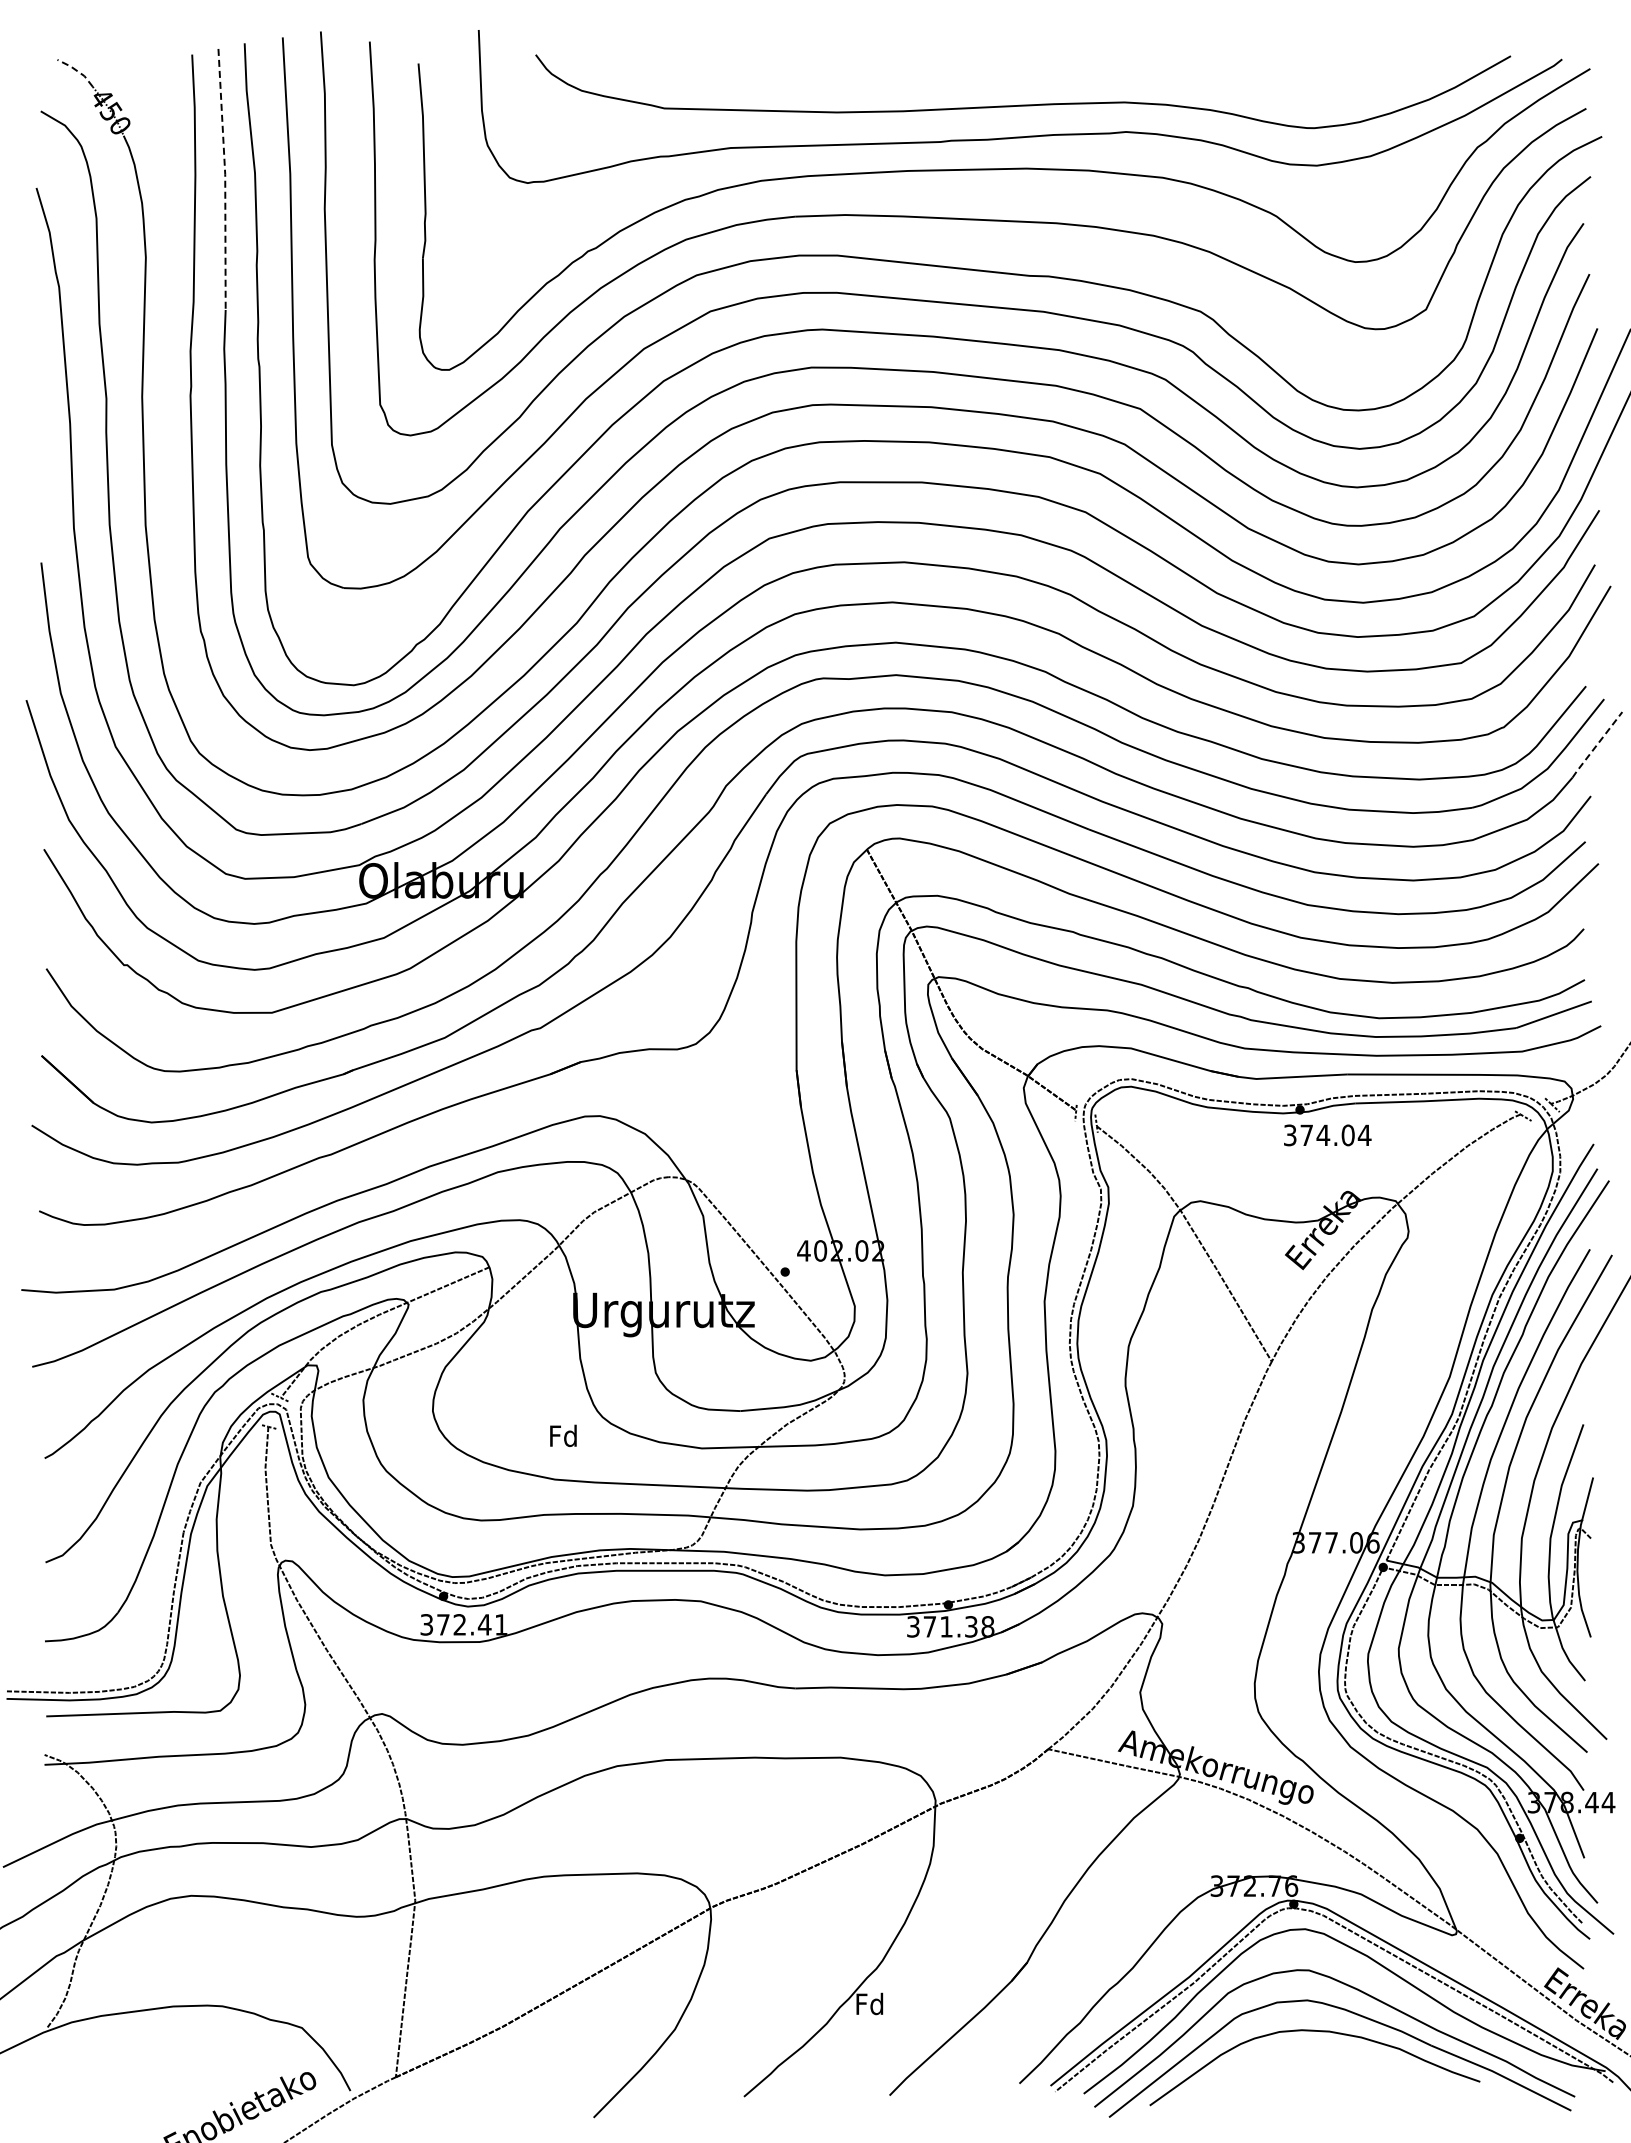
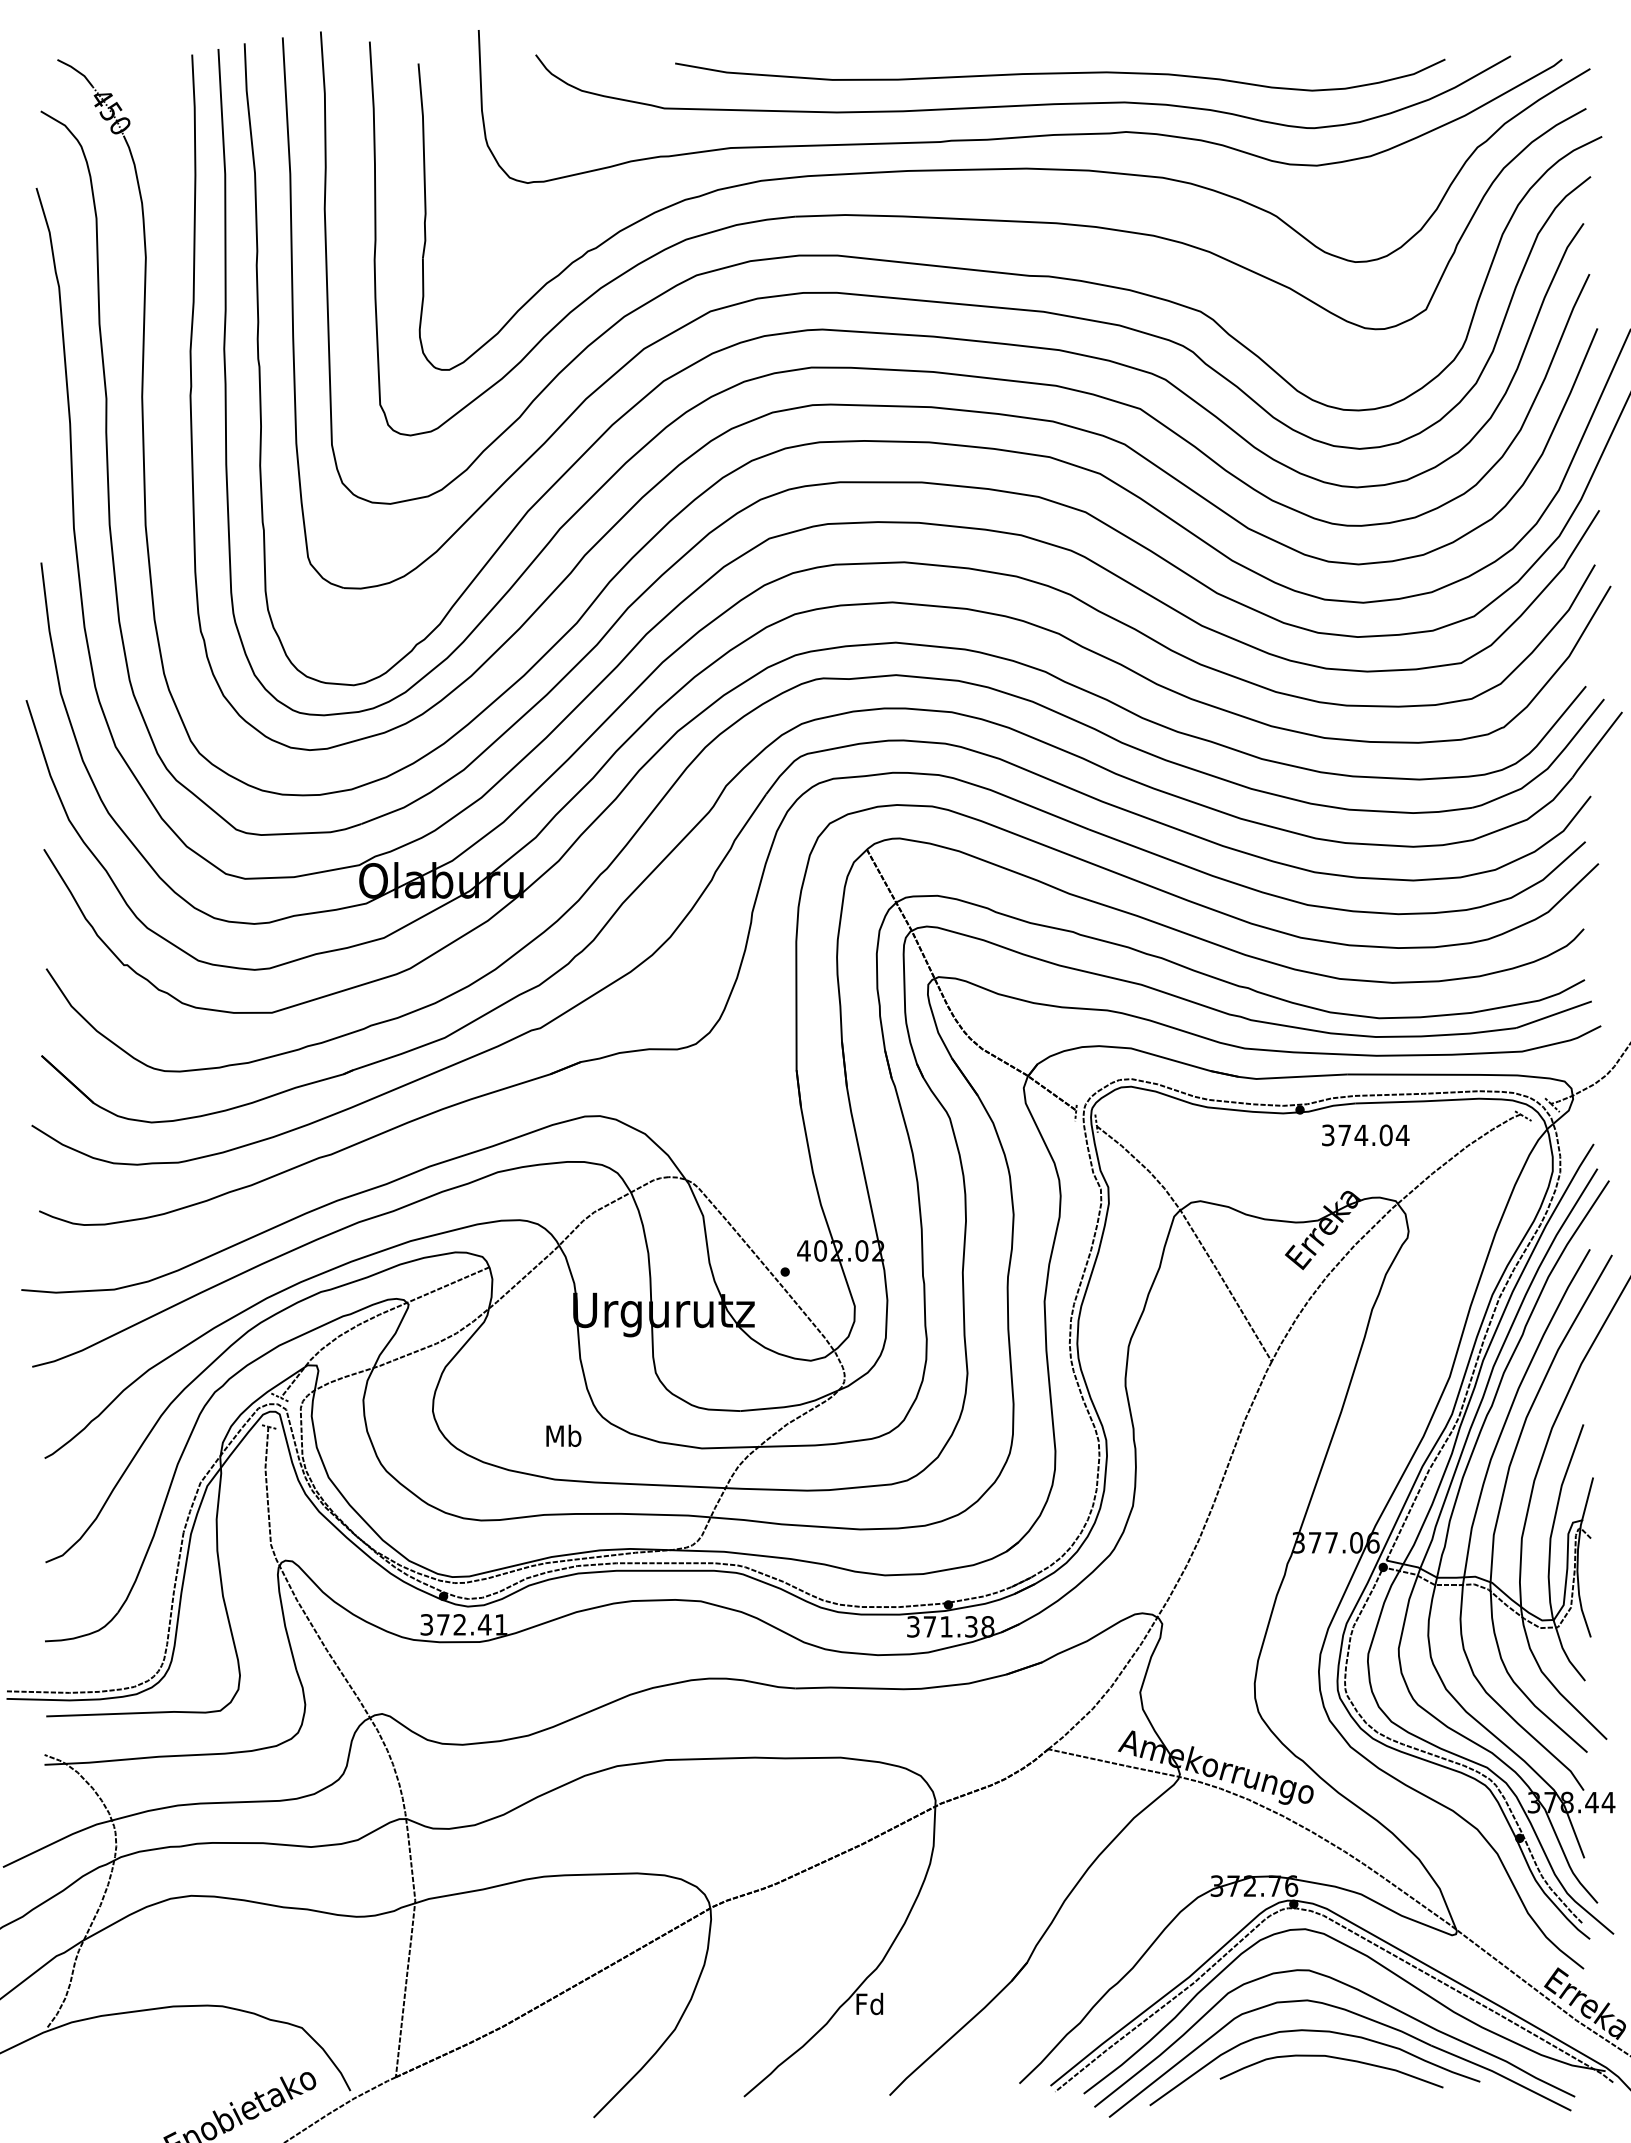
line: dashed -> solid (76, 70)
curve: none -> present (1060, 74)
line: dashed -> solid (225, 179)
line: dashed -> solid (1596, 745)
text position: (1327, 1135) -> (1365, 1135) (1365, 1135)
text: Fd -> Mb (563, 1435)
curve: none -> present (1332, 2058)
